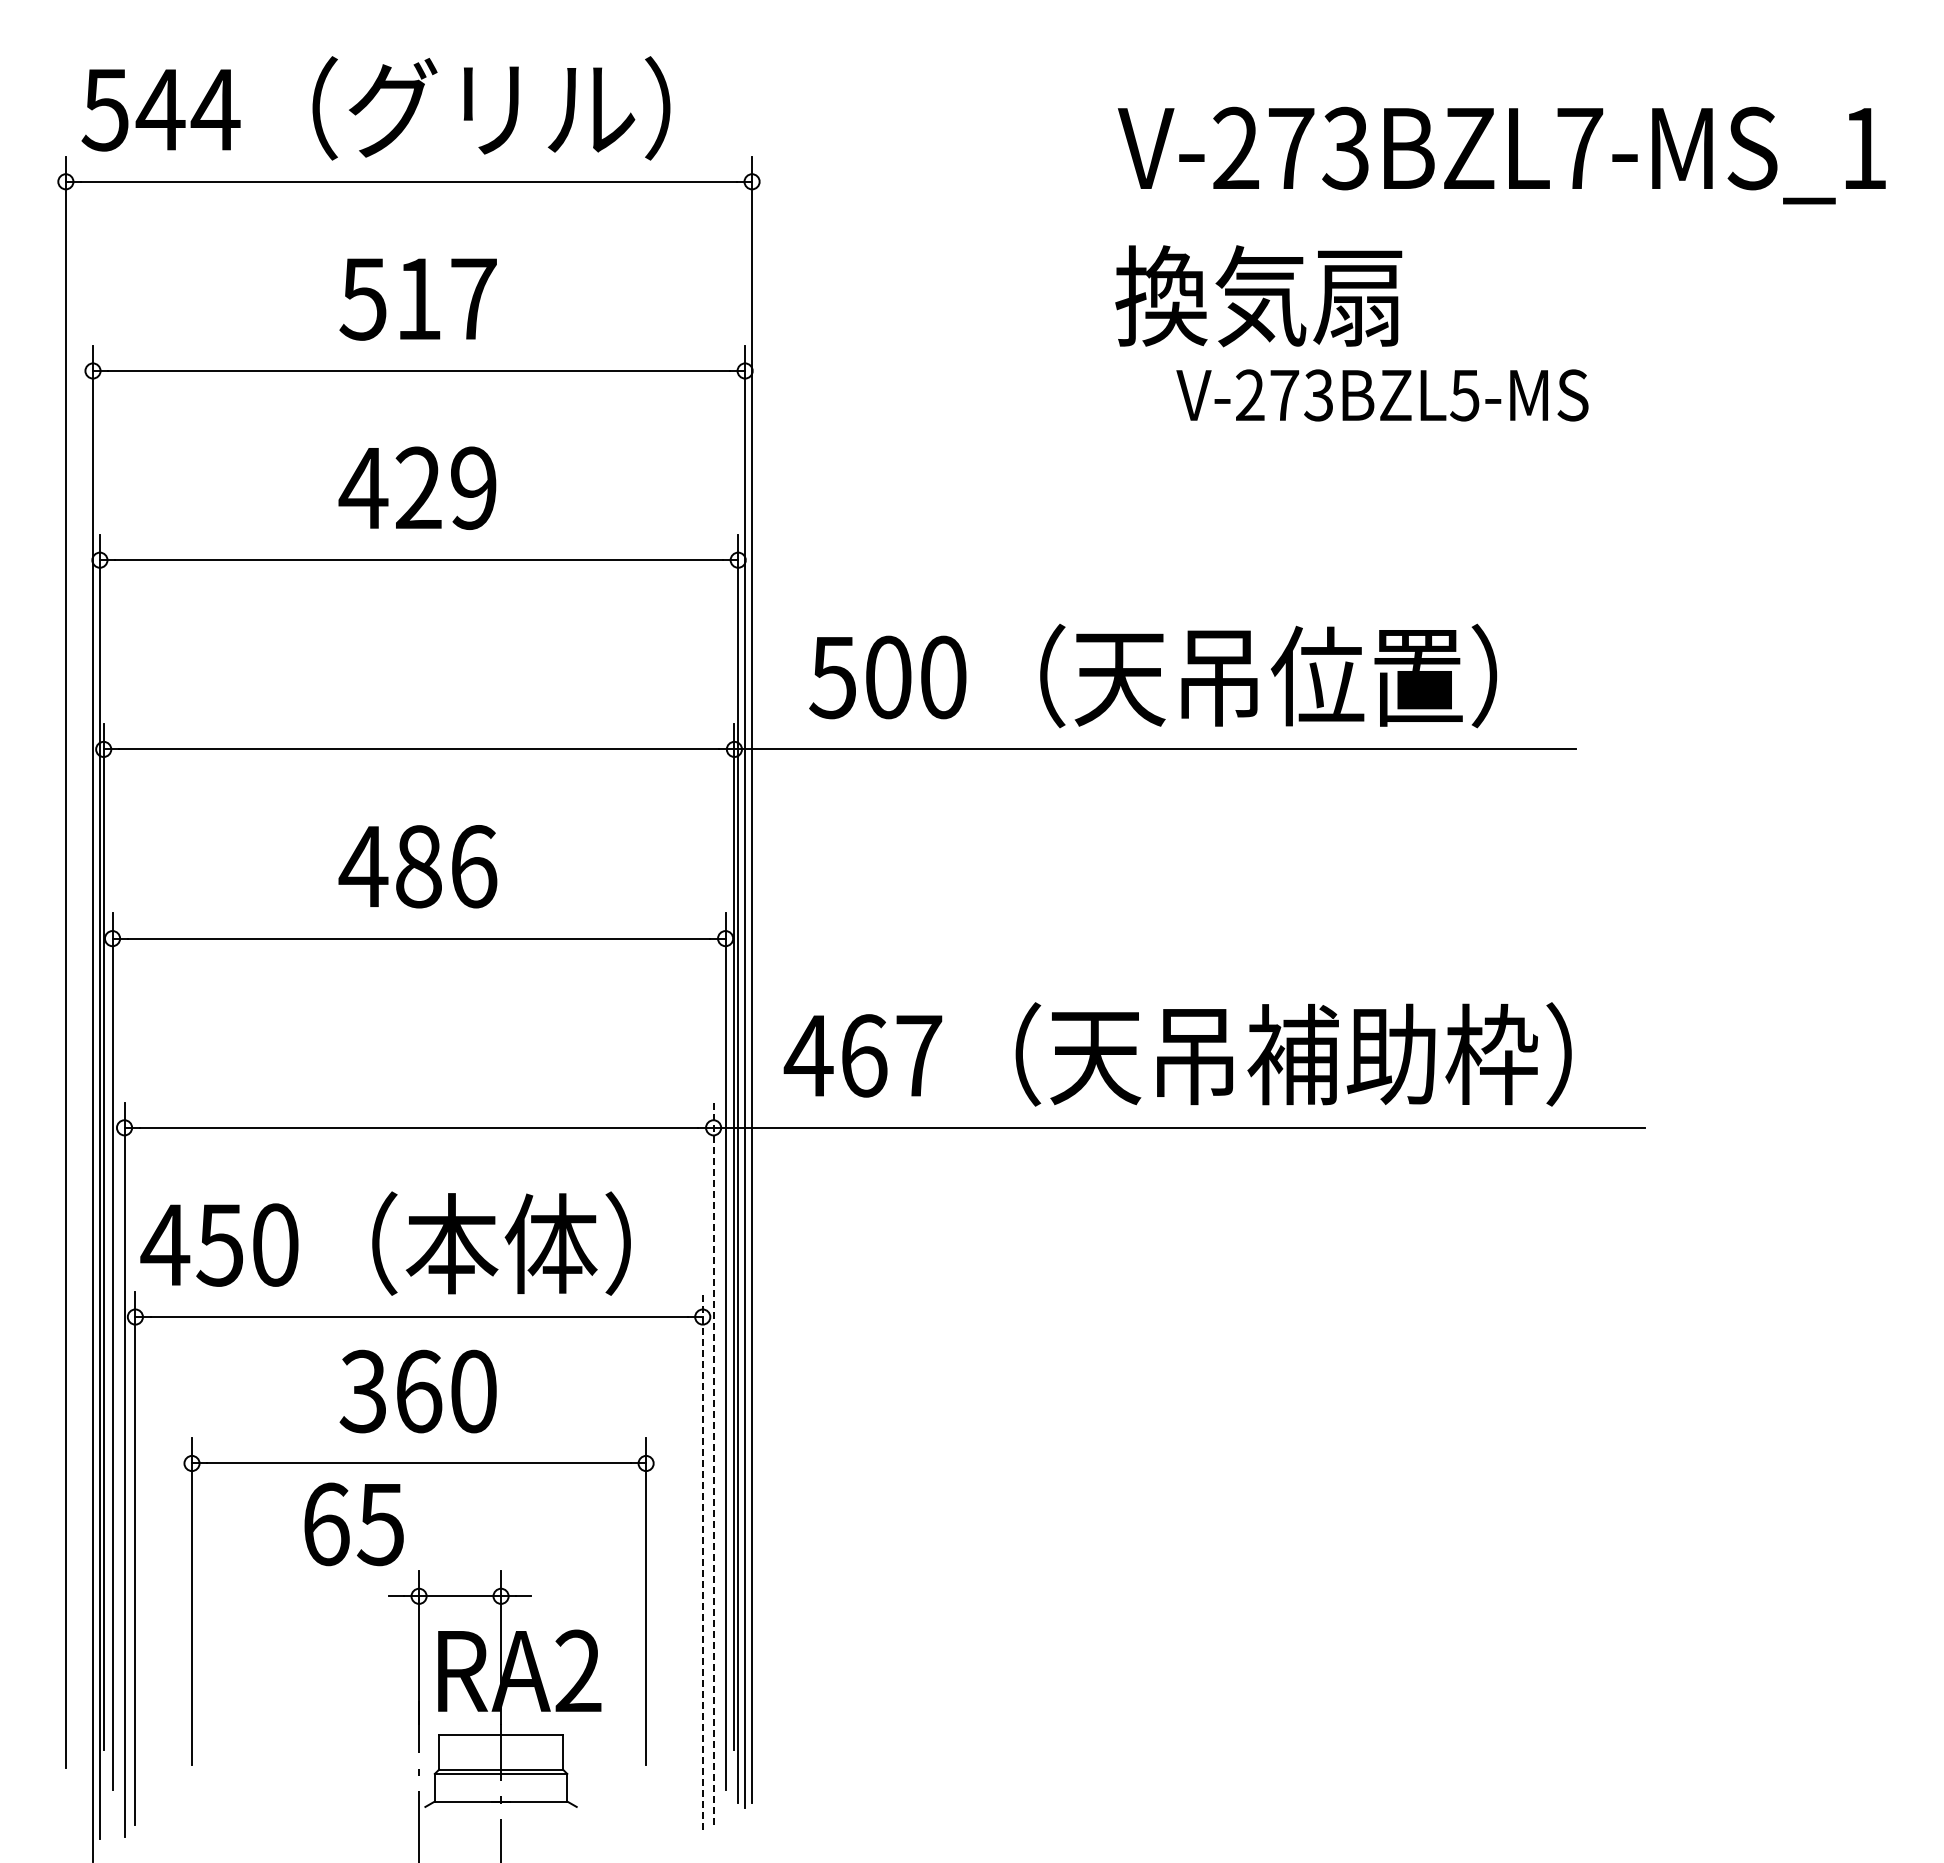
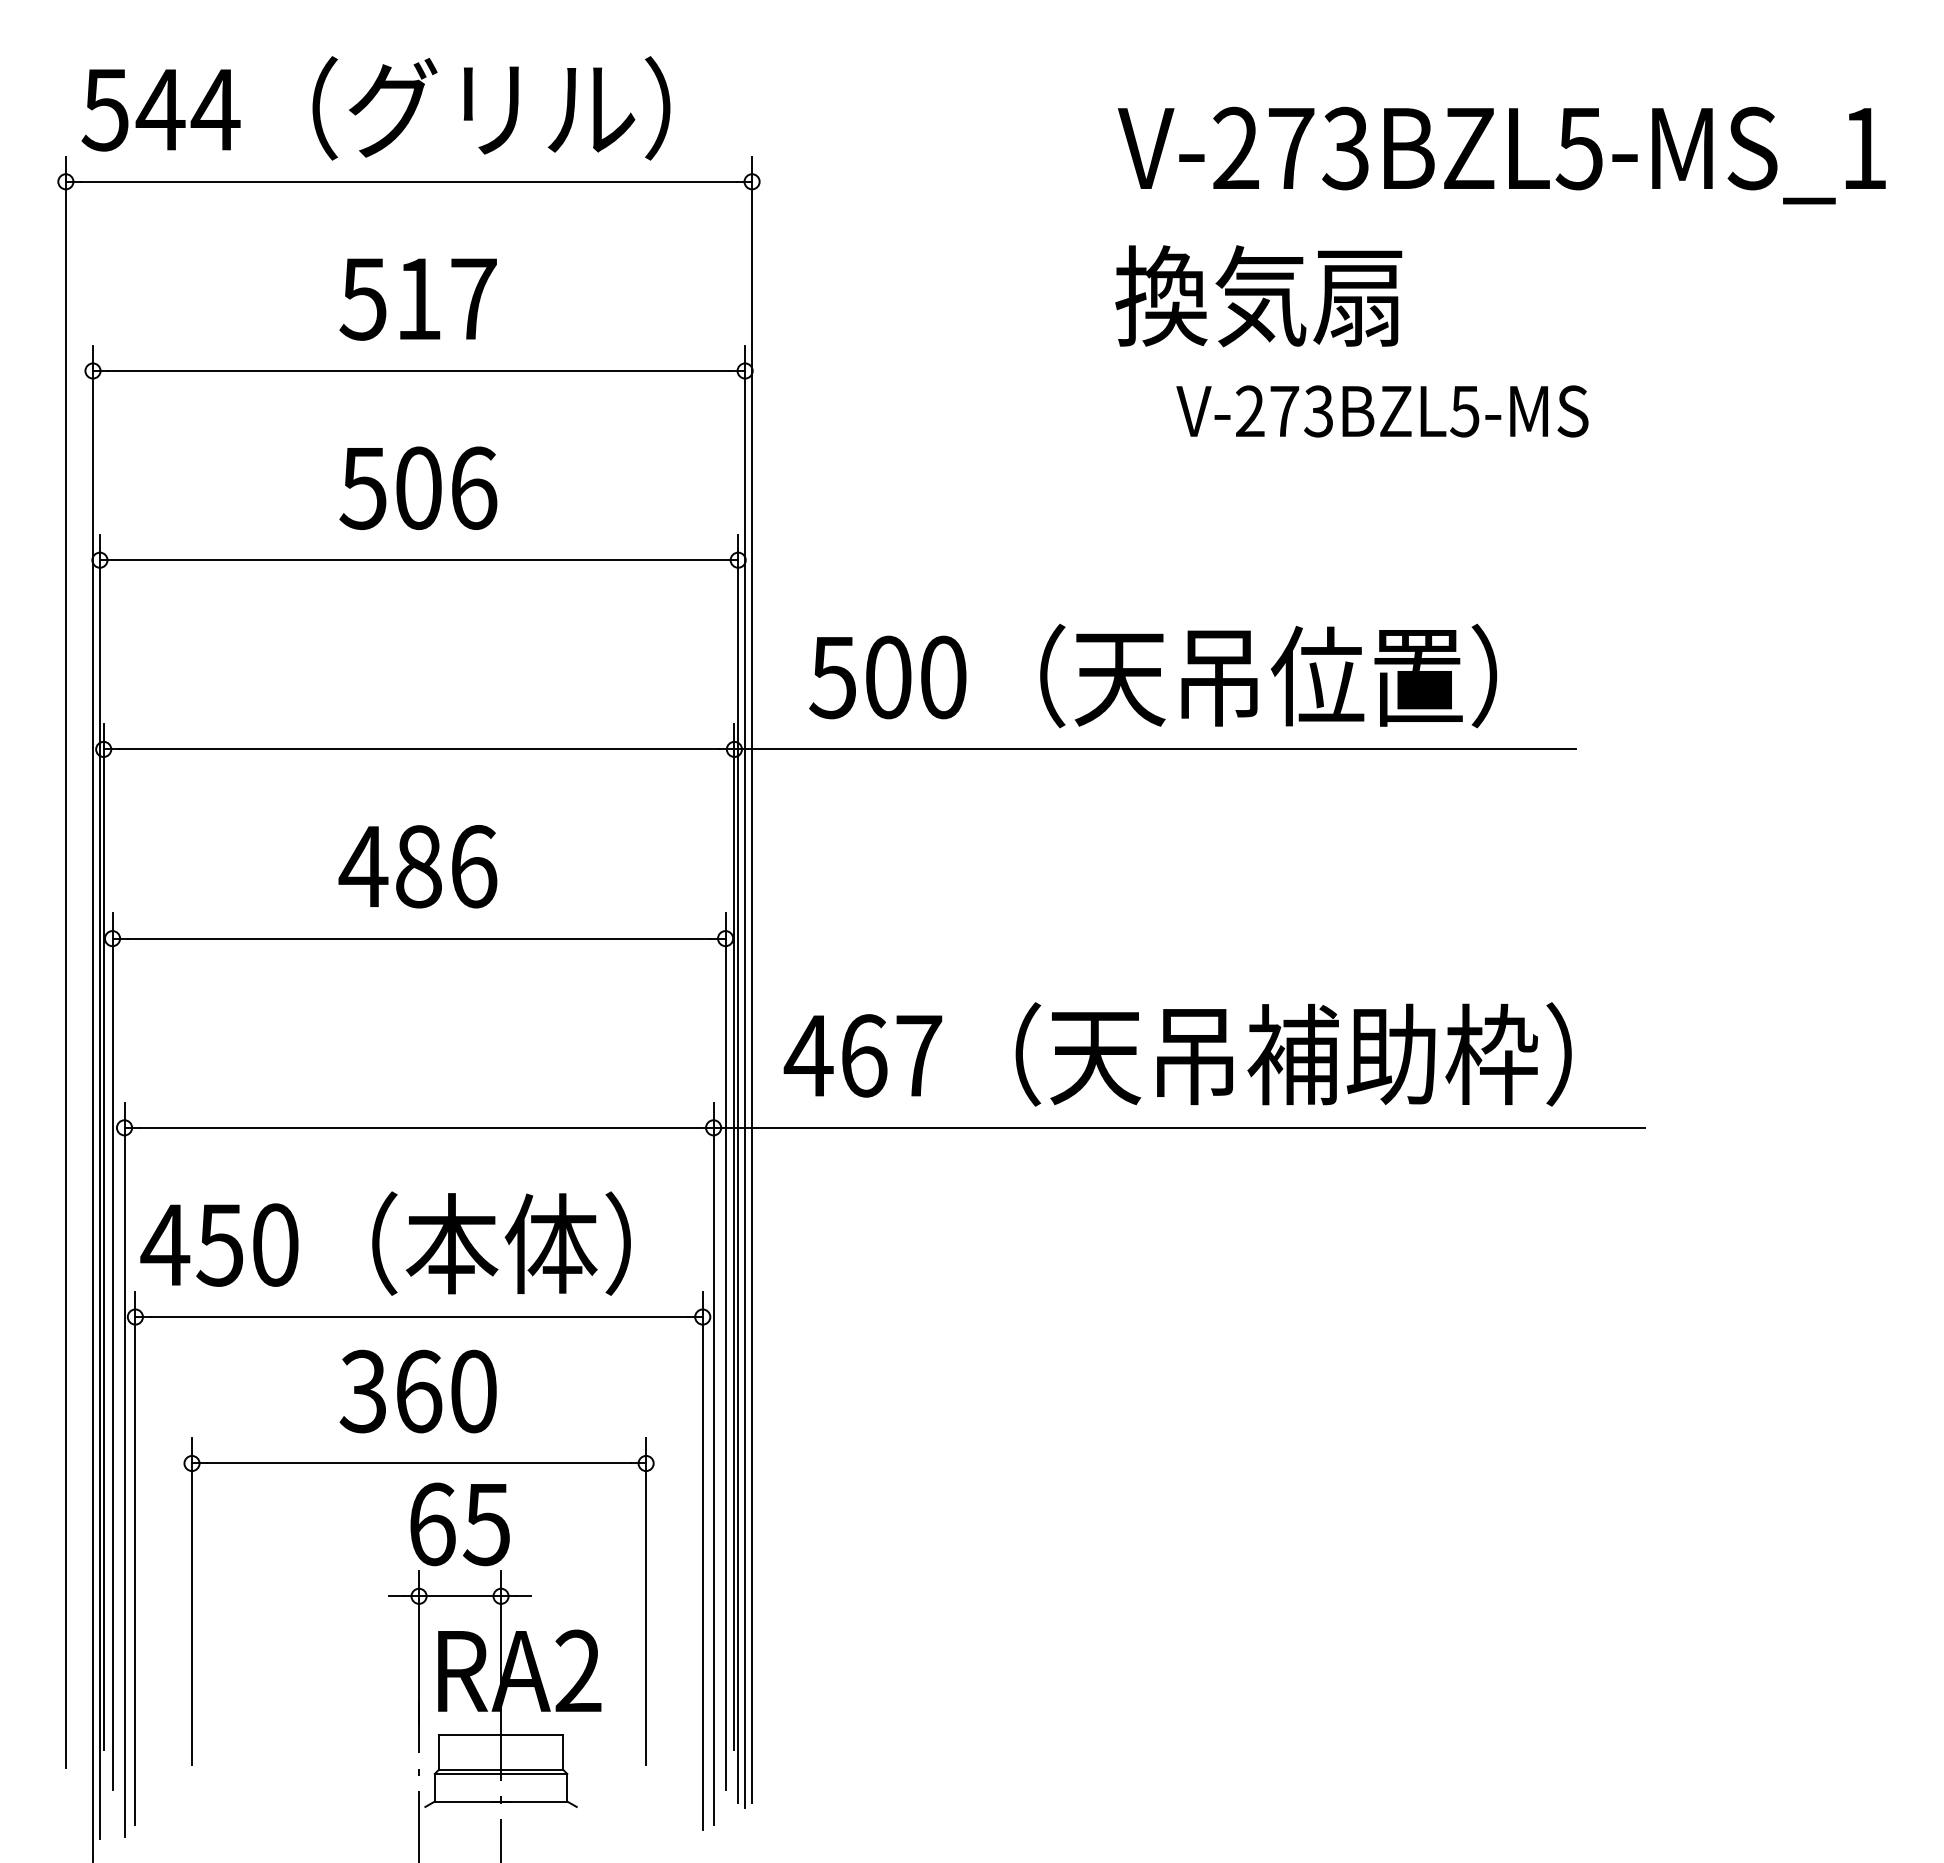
text: V-273BZL7-MS_1 -> V-273BZL5-MS_1 (1579, 149)
text position: (1382, 395) -> (1382, 411) (1382, 411)
text: 429 -> 506 (417, 488)
line: dashed -> solid (713, 1463)
text position: (353, 1524) -> (459, 1524) (459, 1524)
line: dashed -> solid (702, 1560)
